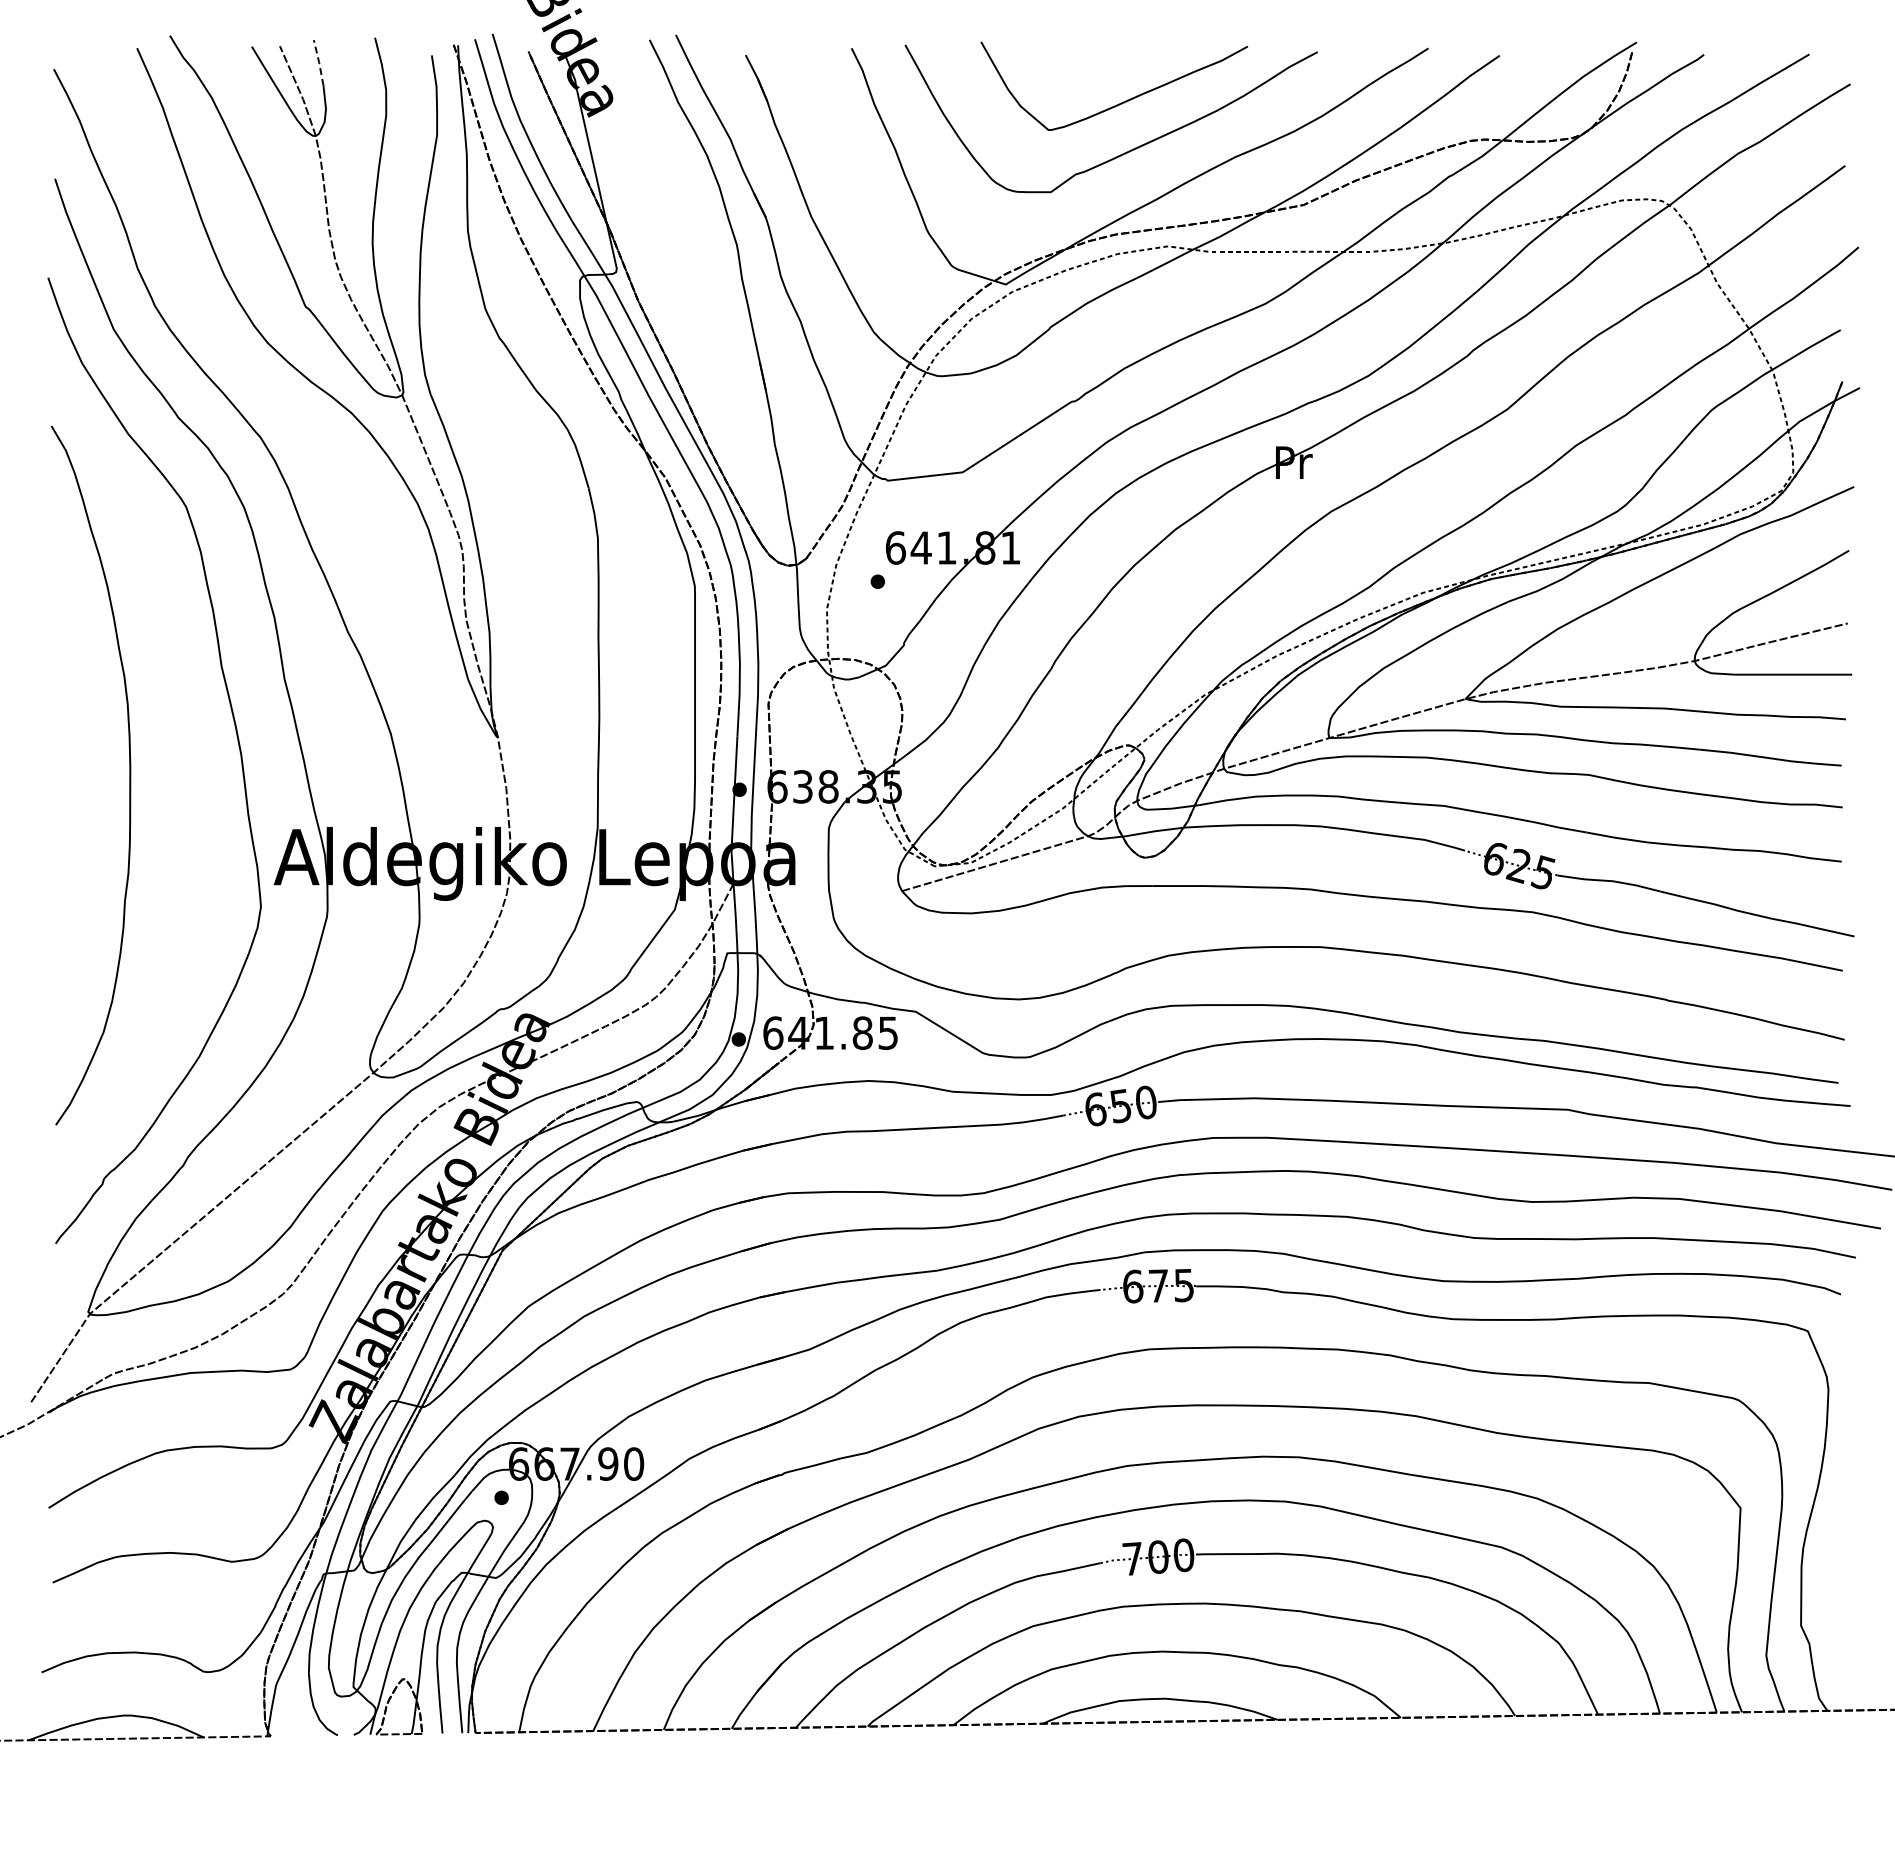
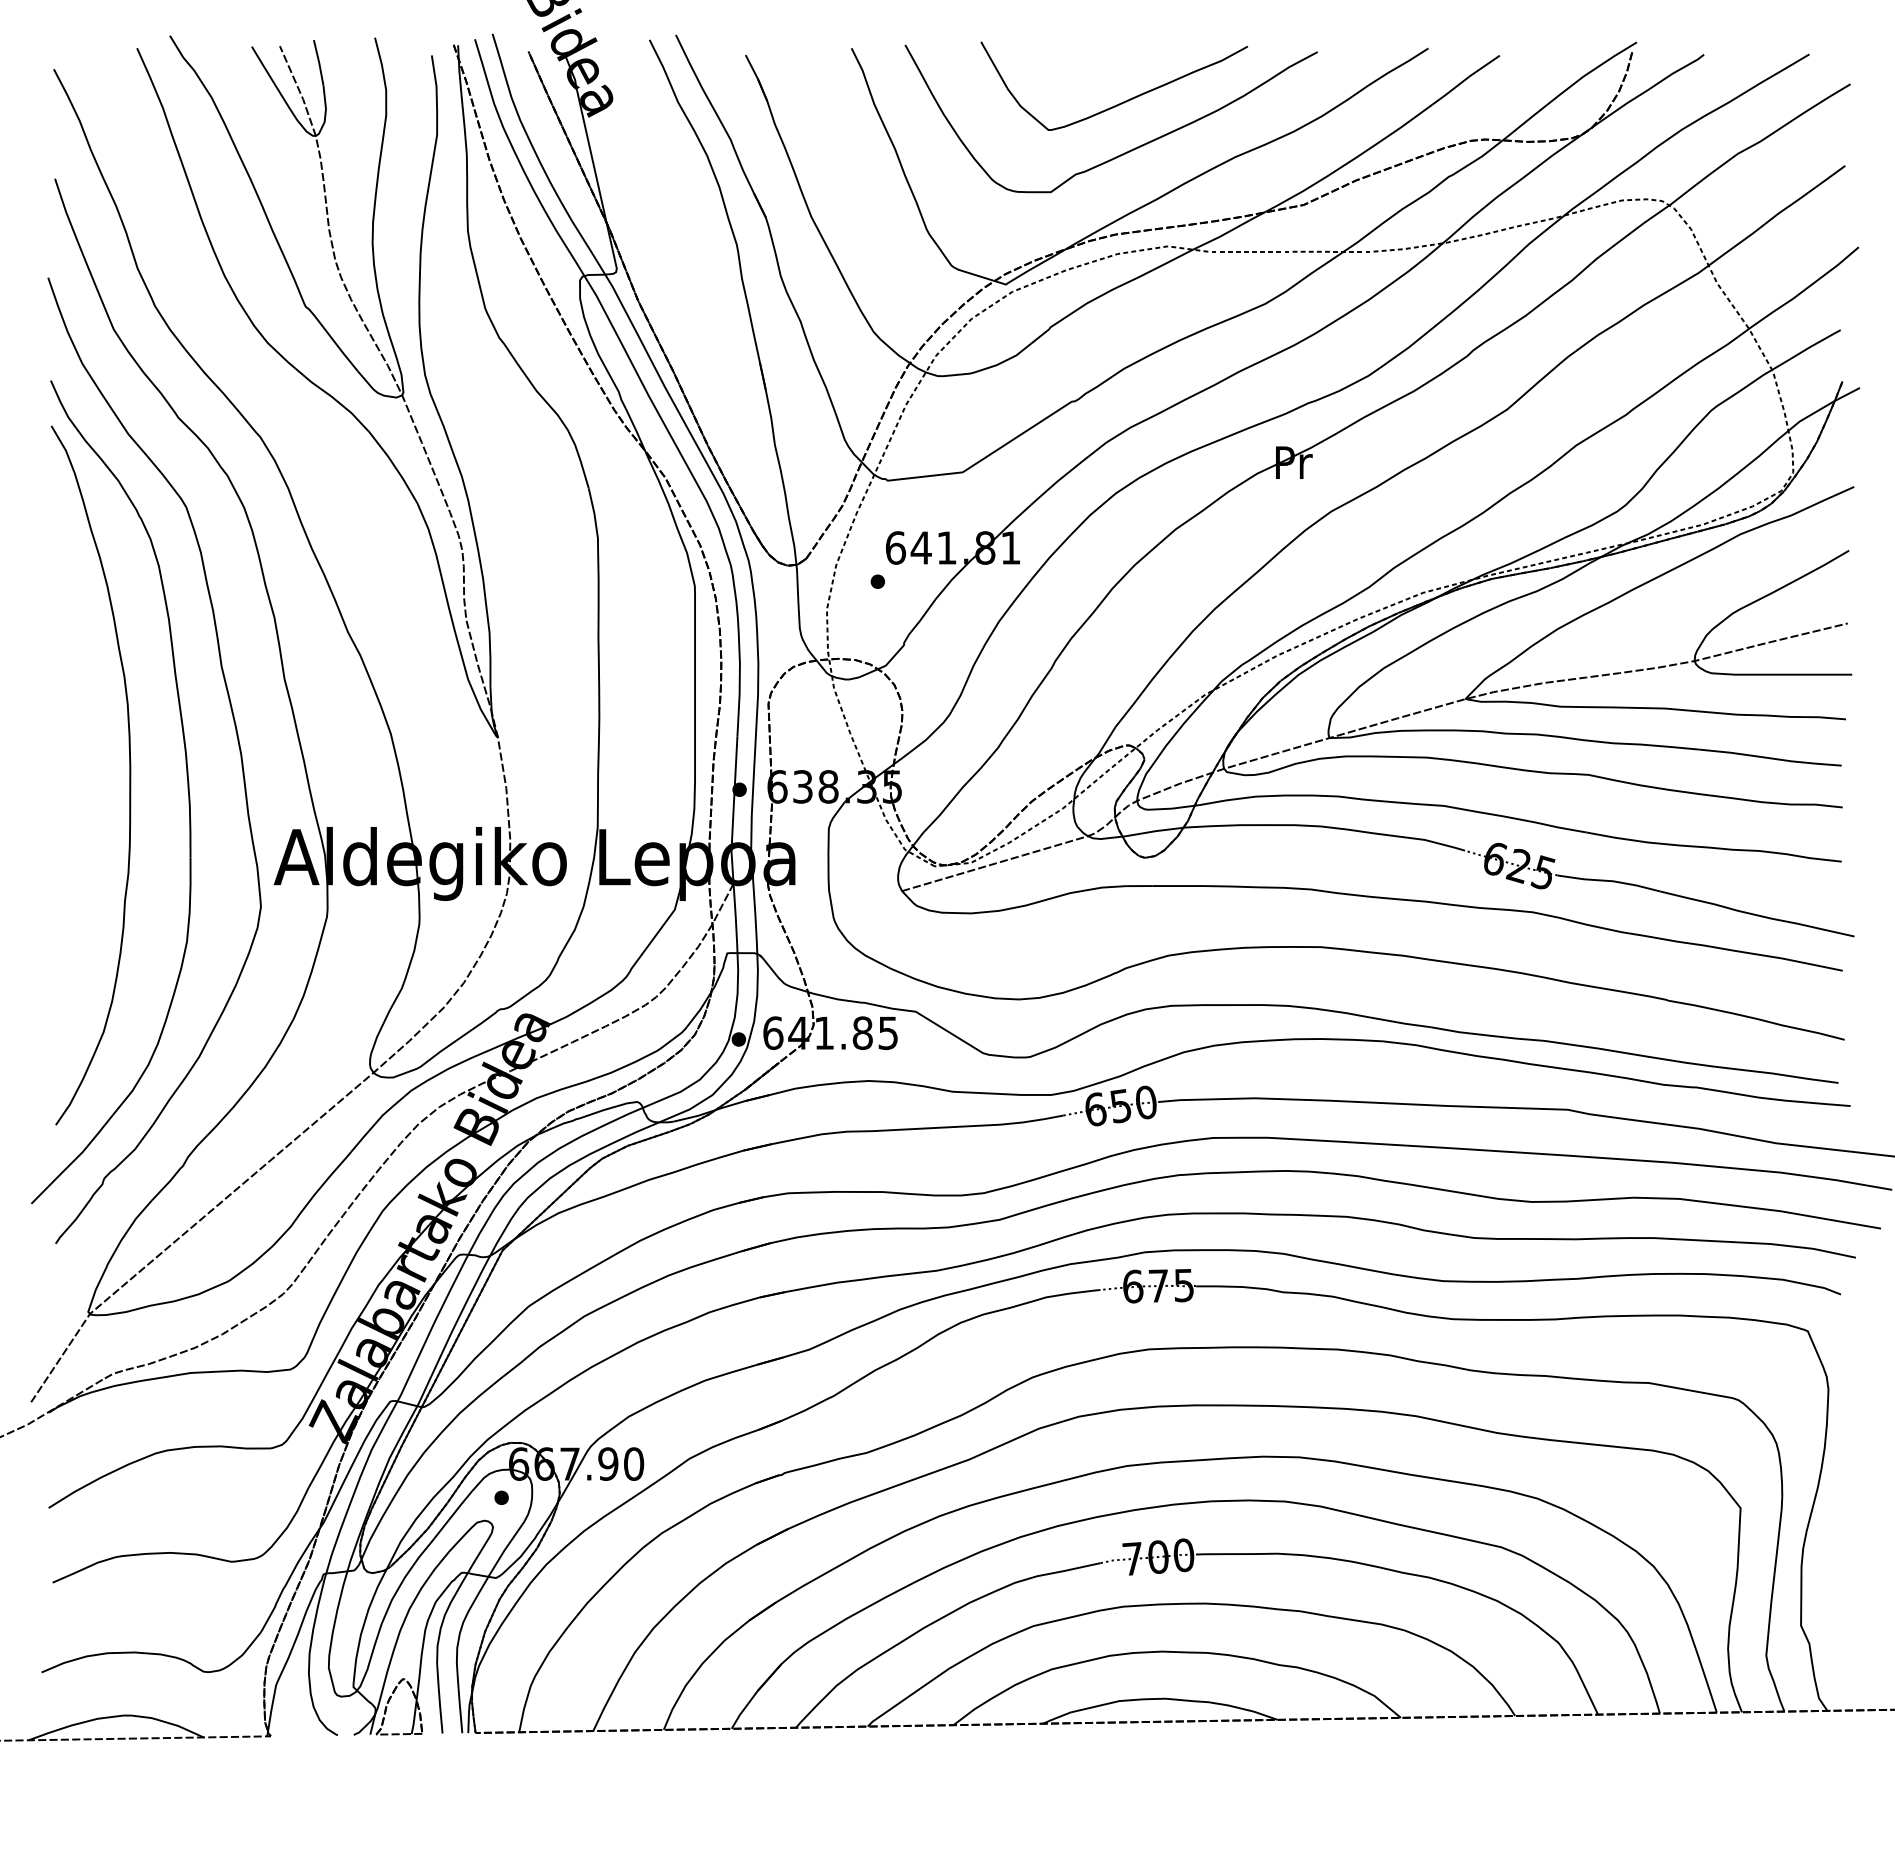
line: dashed -> solid (319, 62)
part: none -> present (187, 790)
